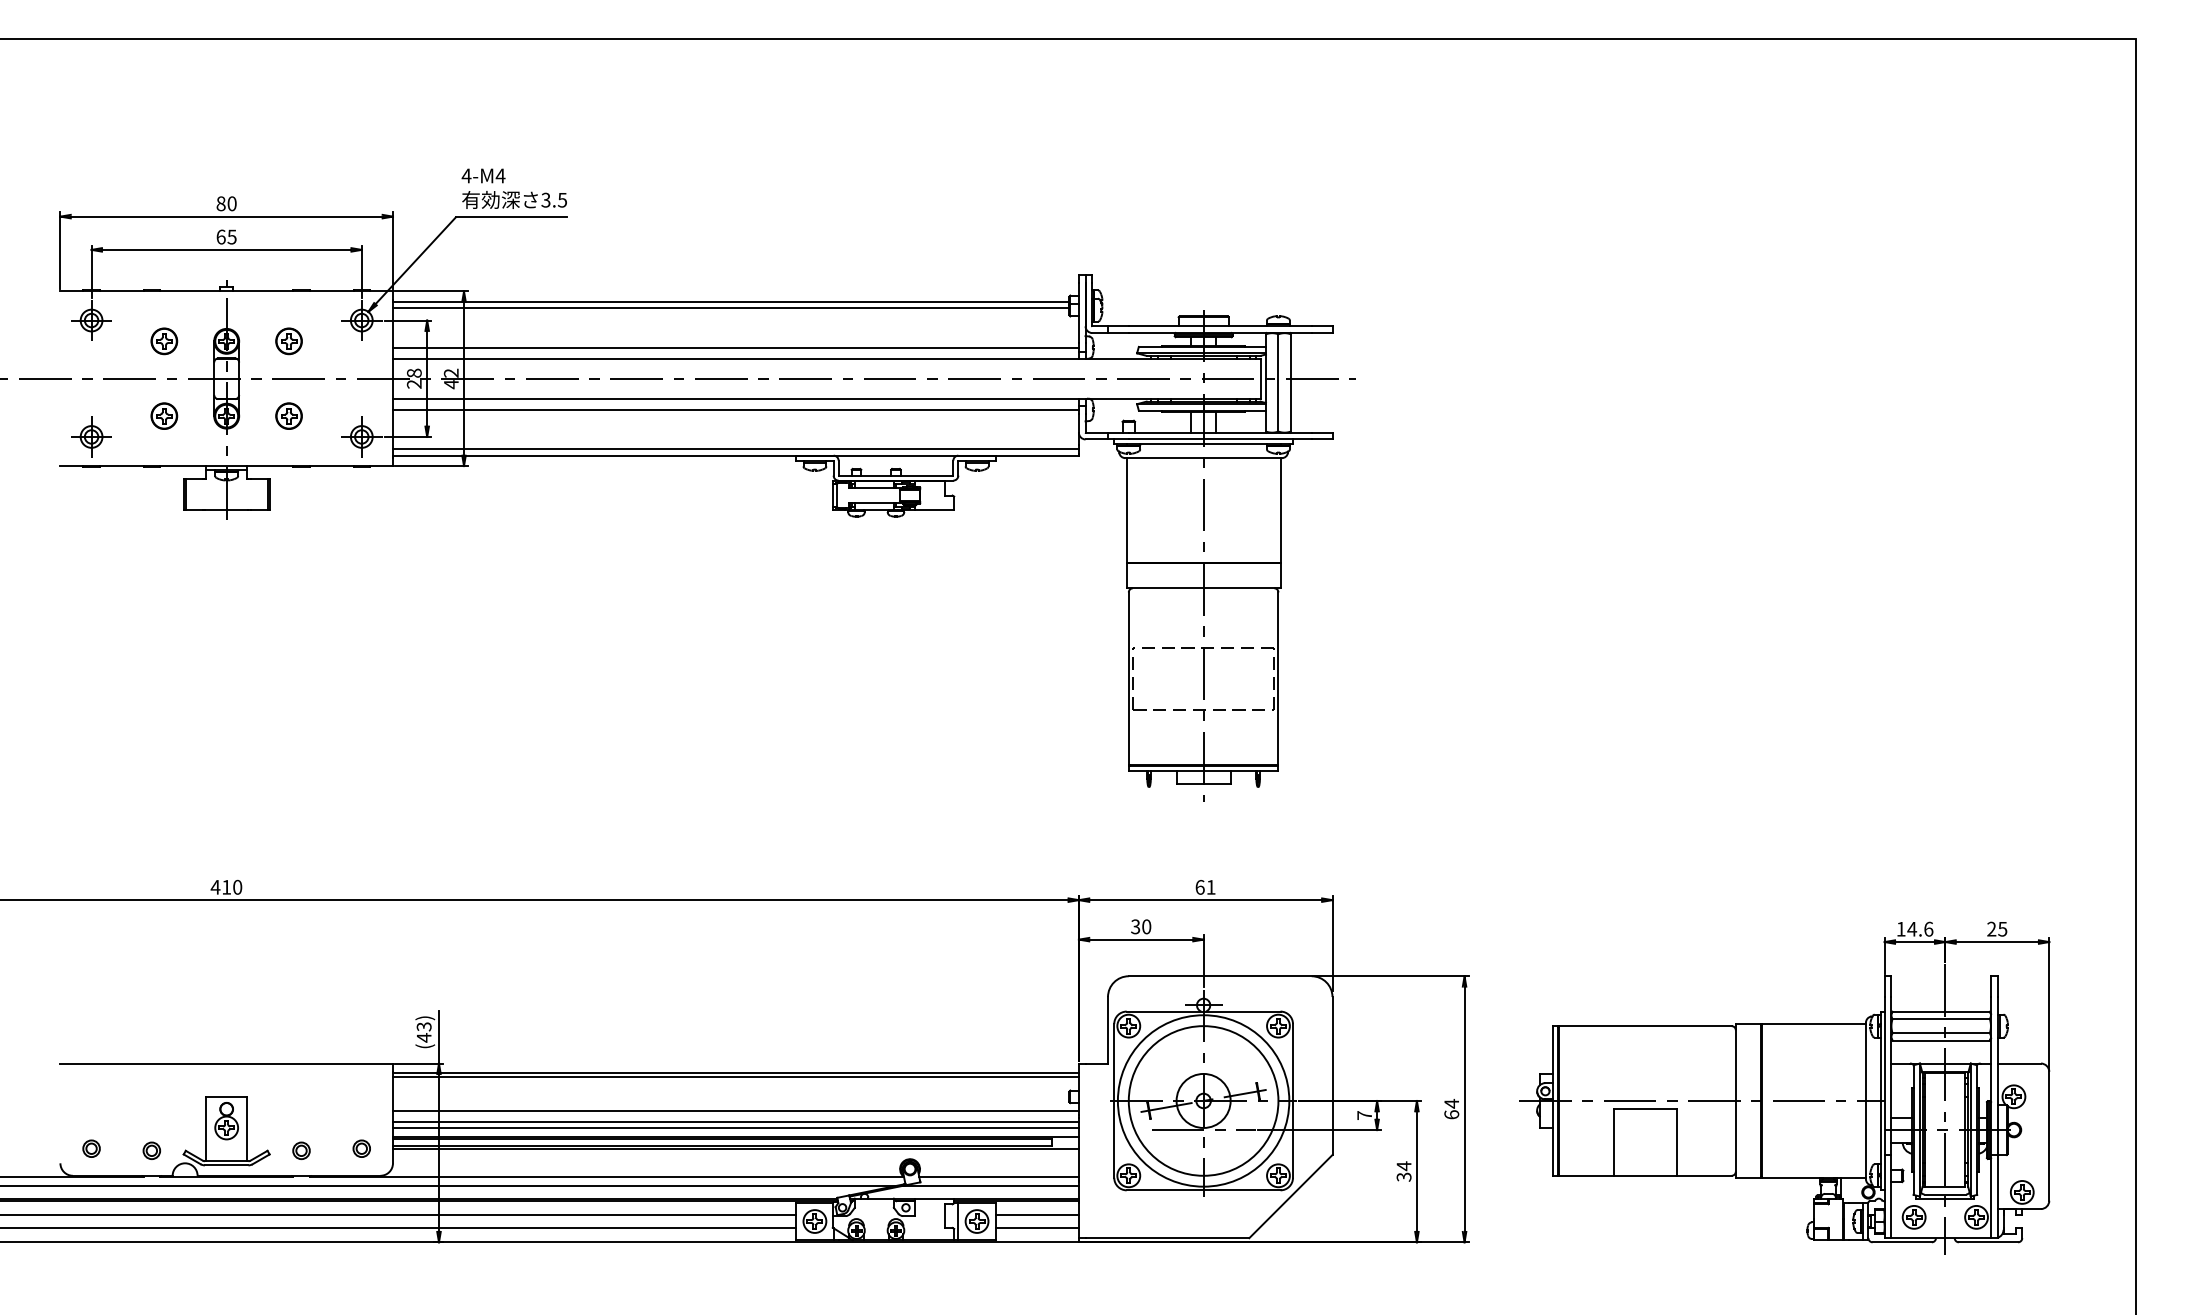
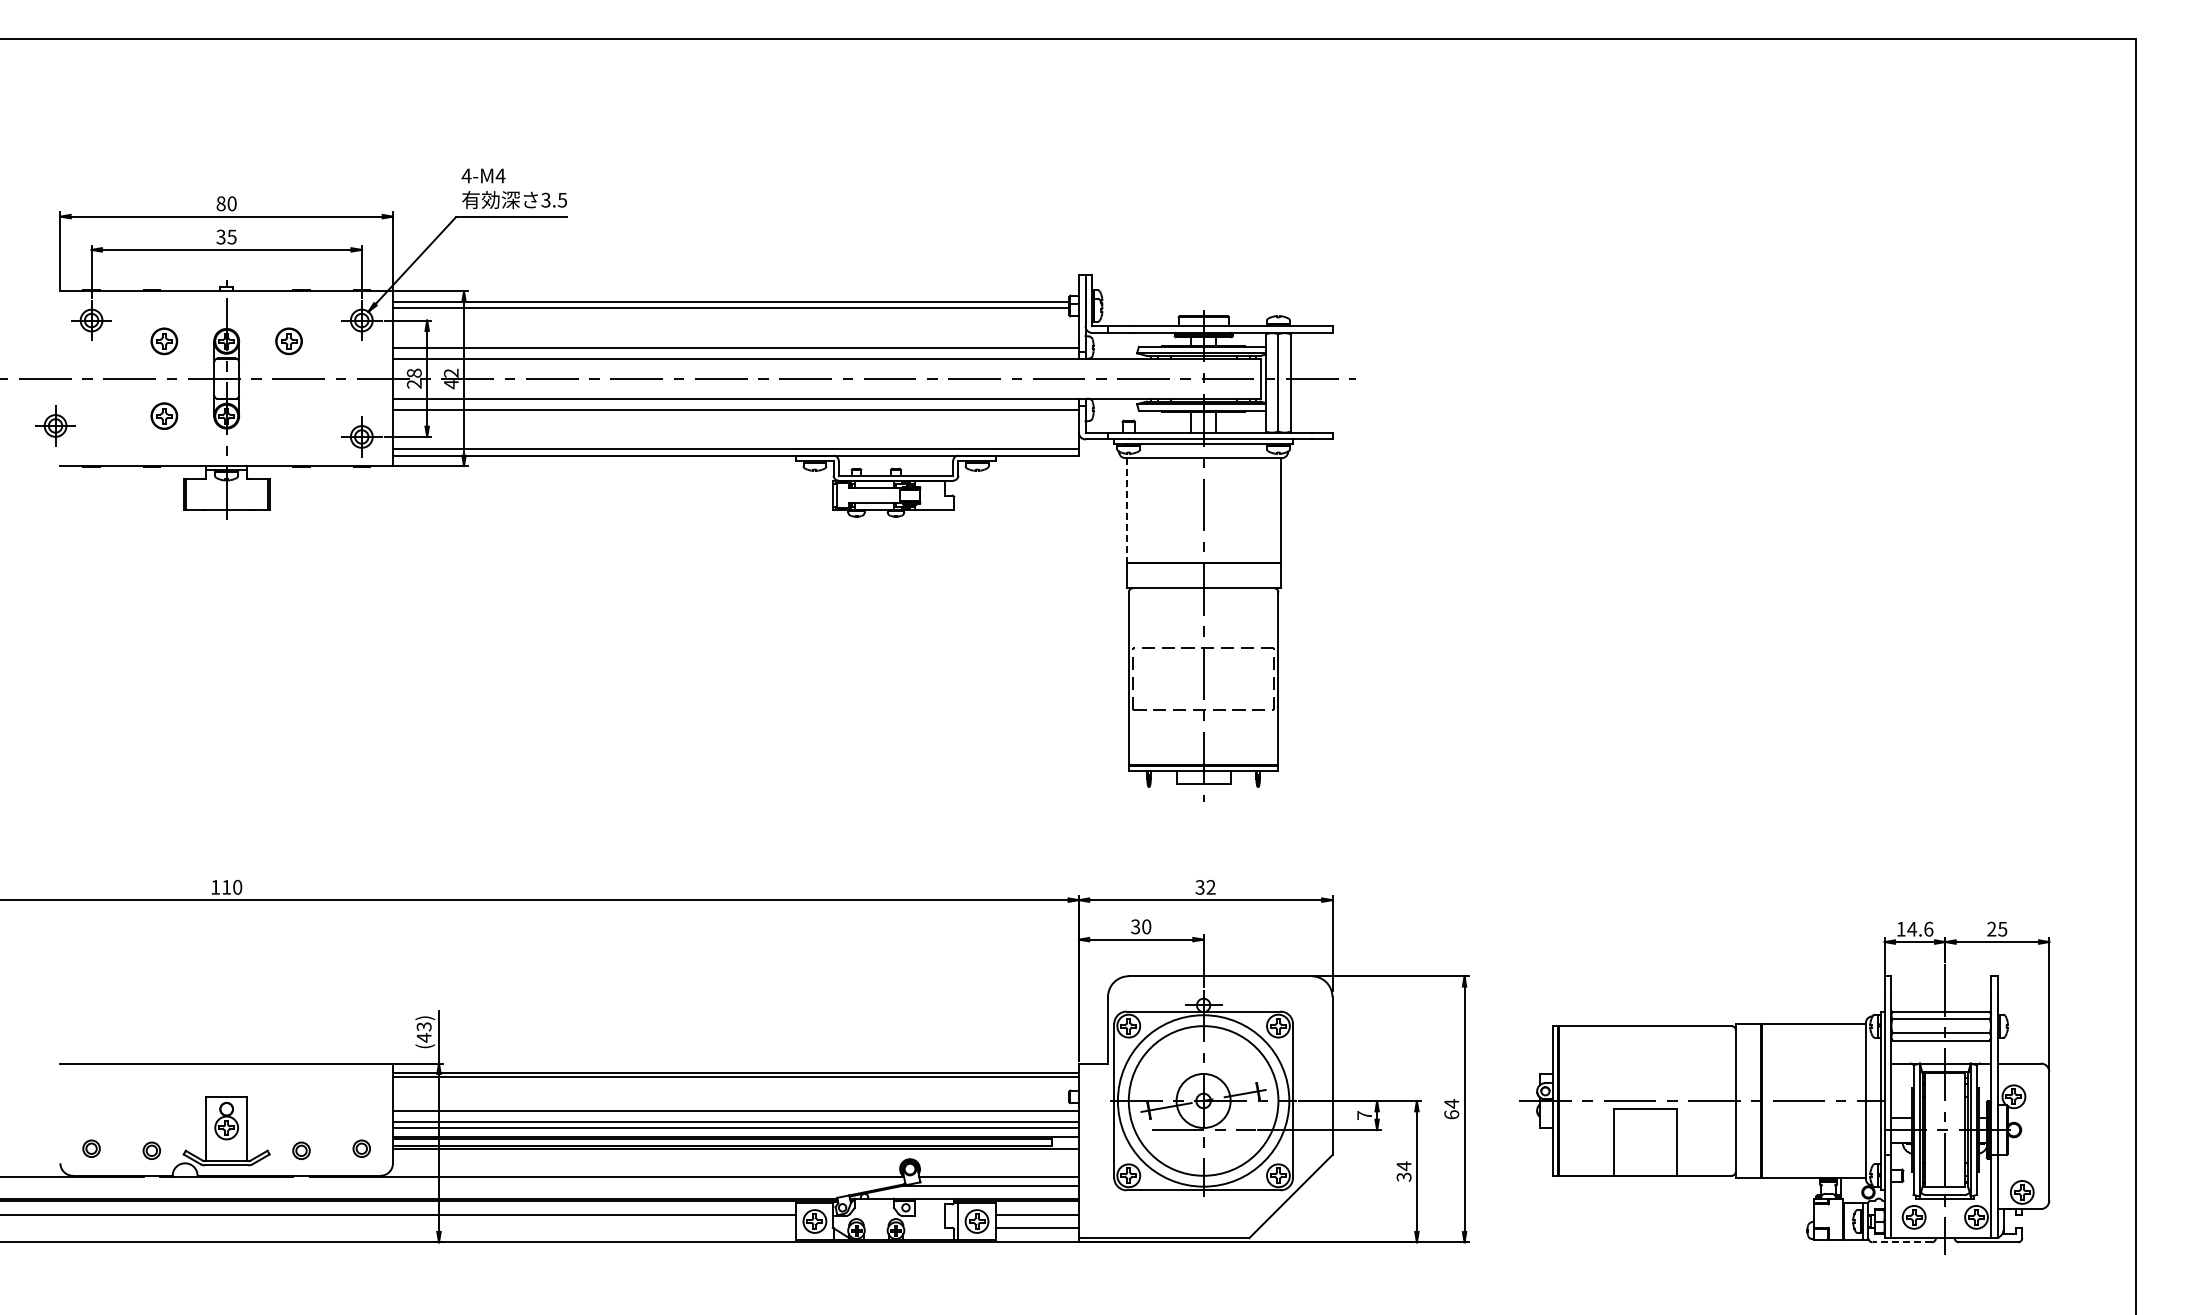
text: 65 -> 35 (220, 236)
part: present -> none (288, 415)
part position: (91, 436) -> (55, 425) (55, 425)
line: solid -> dashed (1126, 510)
text: 410 -> 110 (215, 887)
text: 61 -> 32 (1205, 887)
line: present -> none (448, 1186)
line: present -> none (399, 1228)
line: solid -> dashed (1902, 1242)
